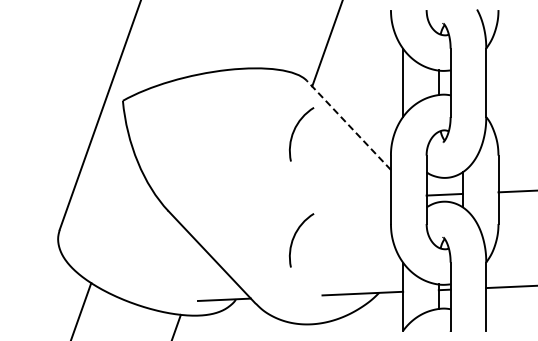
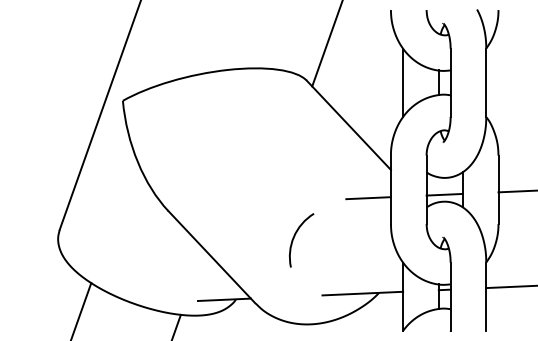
line: dashed -> solid (348, 124)
arc: present -> none (295, 130)
line: none -> present (368, 198)
